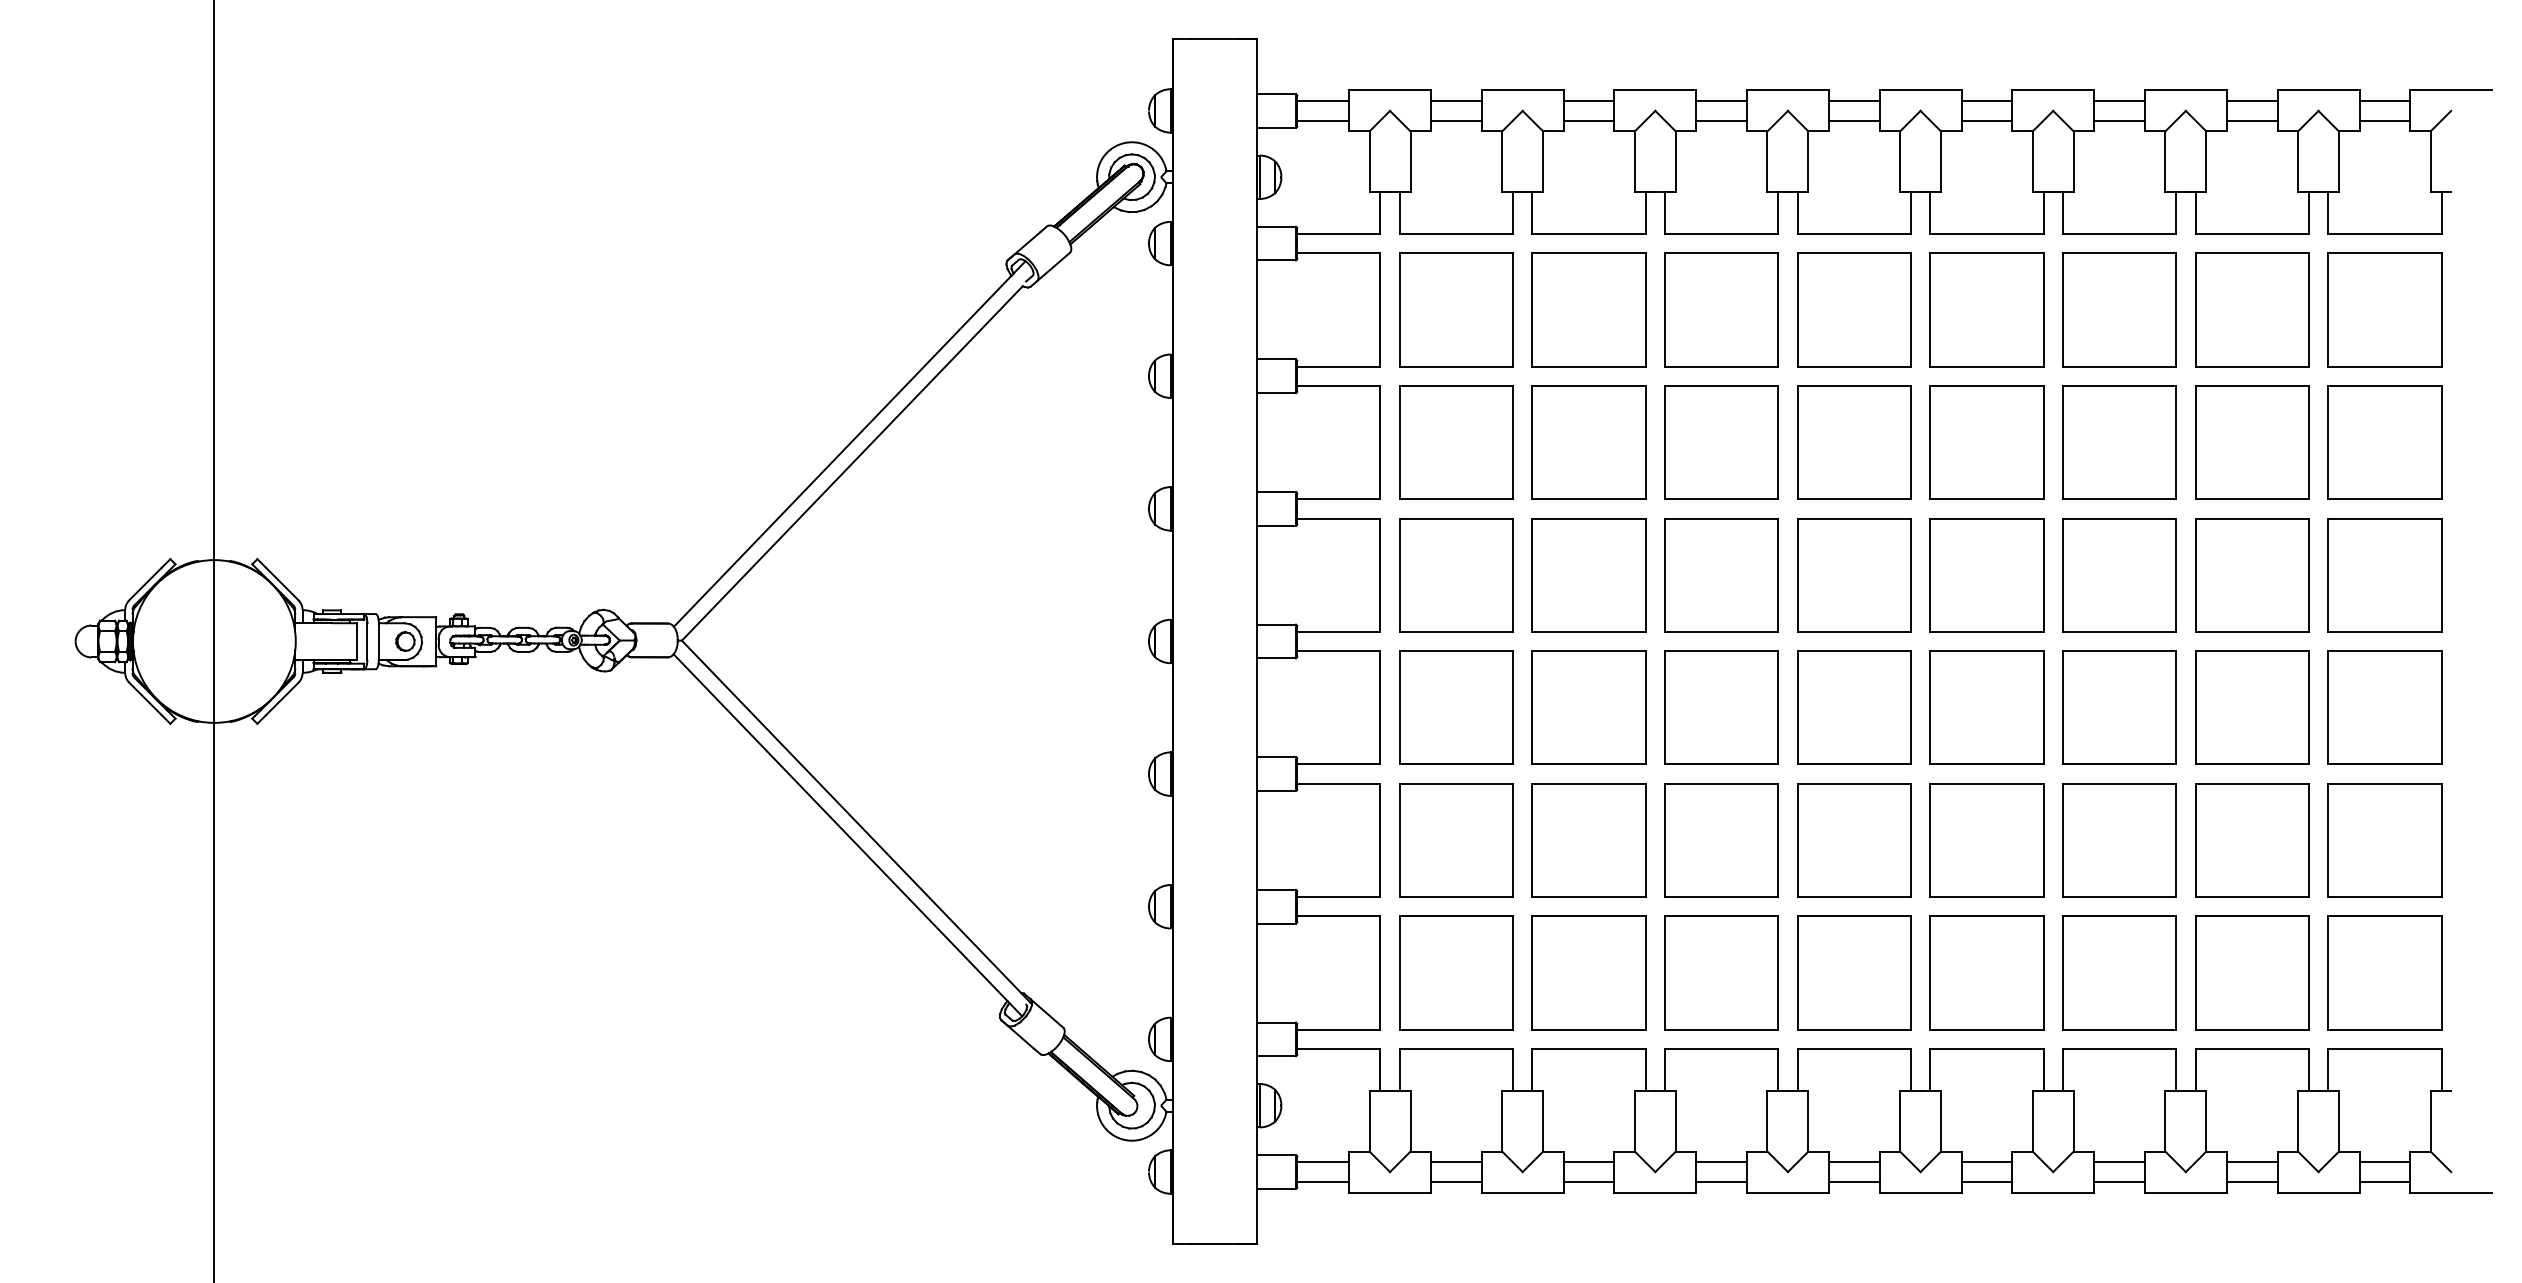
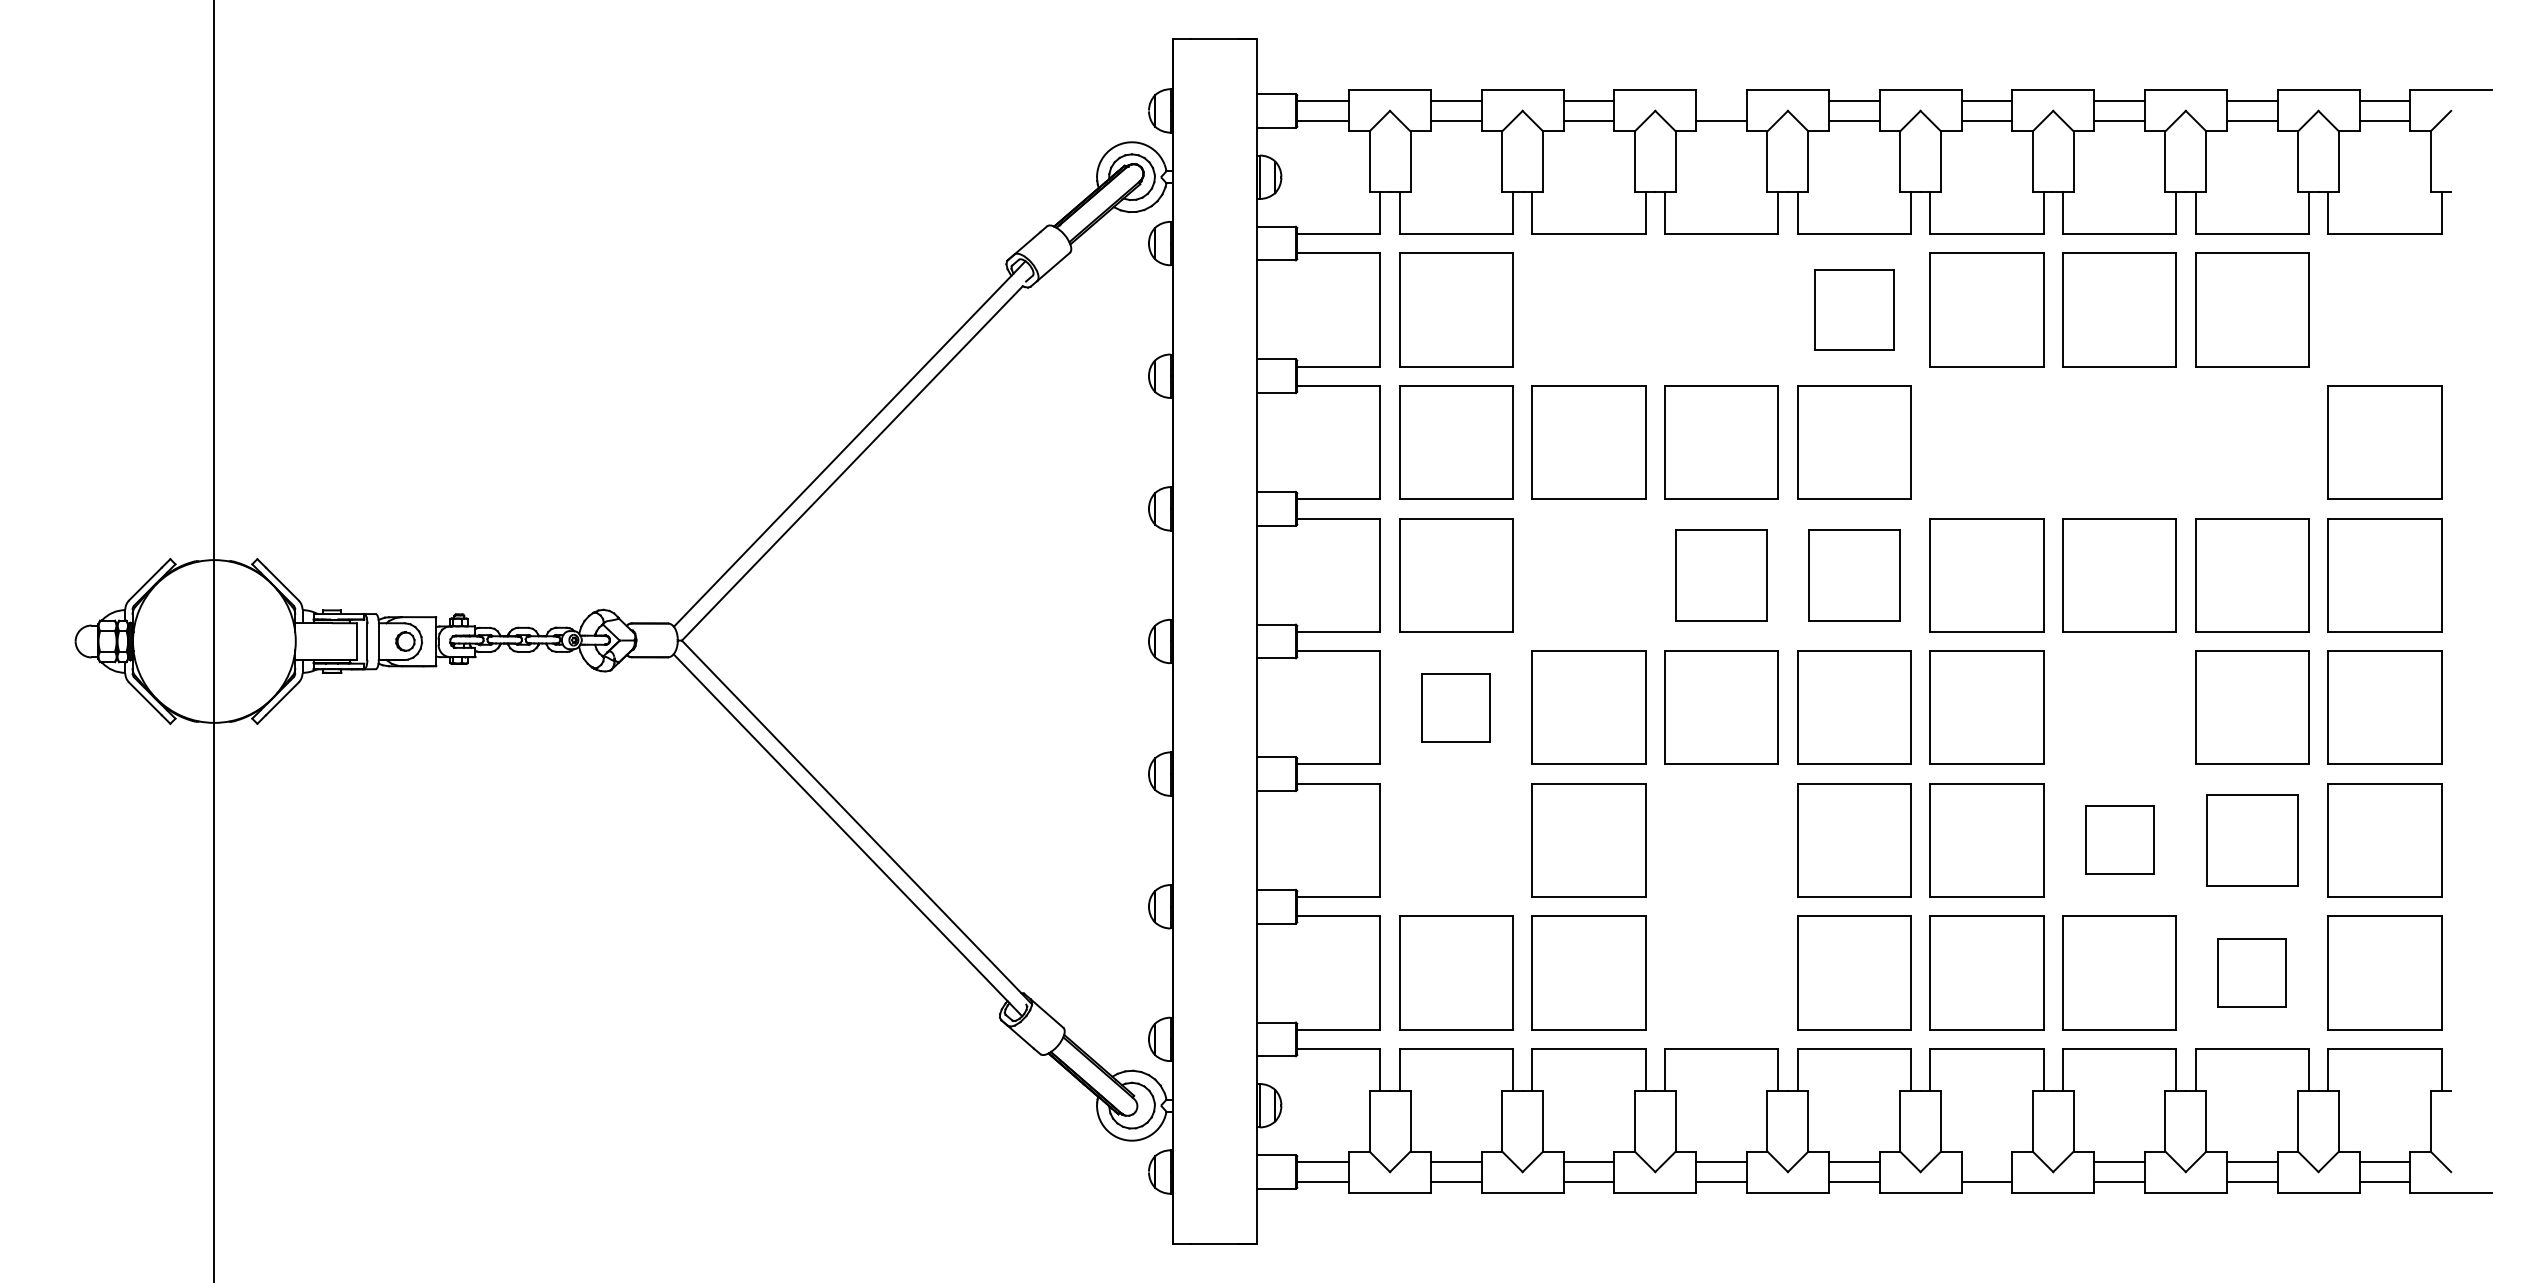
line: present -> none (1721, 101)
part: present -> none (1588, 309)
part: present -> none (1721, 309)
part size: 115x116 px -> 81x82 px (1854, 309)
part: present -> none (2384, 309)
part: present -> none (1986, 442)
part: present -> none (2119, 442)
part: present -> none (2252, 442)
part: present -> none (1588, 575)
part size: 115x115 px -> 93x93 px (1721, 575)
part size: 115x115 px -> 93x93 px (1854, 575)
part size: 115x115 px -> 70x70 px (1455, 707)
part: present -> none (2119, 707)
part: present -> none (1456, 840)
part: present -> none (1721, 840)
part size: 115x115 px -> 70x70 px (2119, 839)
part size: 115x115 px -> 93x93 px (2252, 840)
part: present -> none (1721, 972)
part size: 115x116 px -> 70x70 px (2251, 972)
line: present -> none (1986, 1162)
